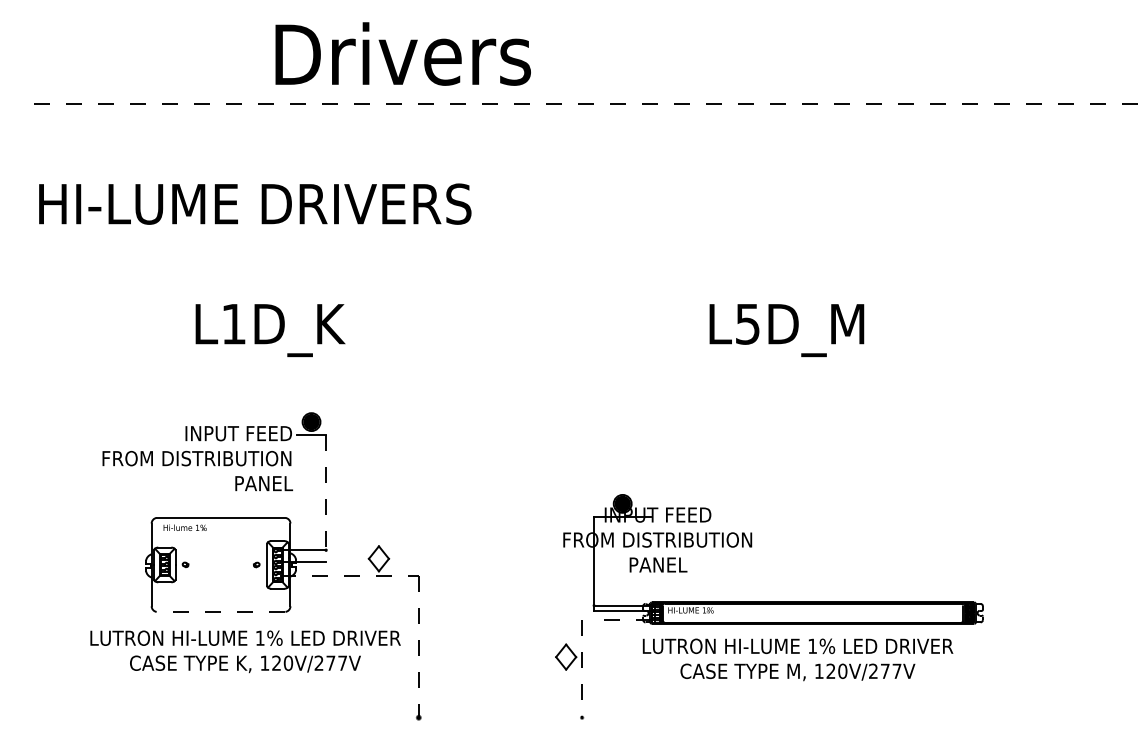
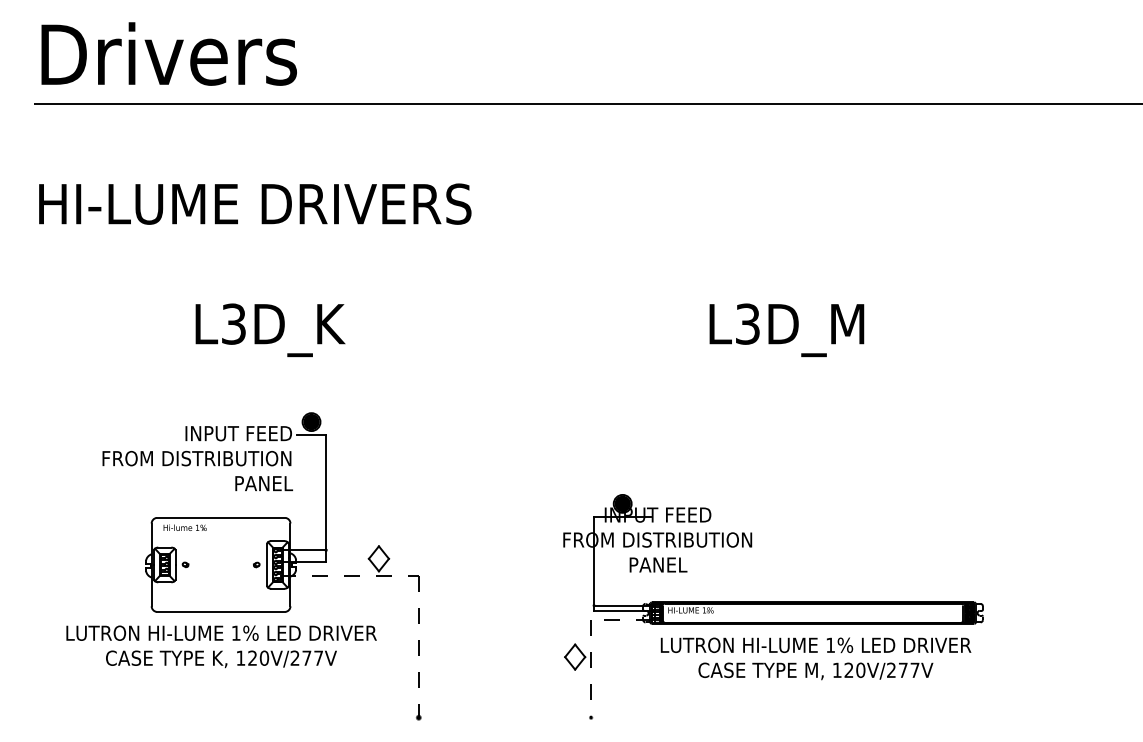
text position: (402, 53) -> (168, 53) (168, 53)
line: dashed -> solid (588, 104)
text: L1D_K -> L3D_K (233, 323)
text: L5D_M -> L3D_M (747, 323)
line: dashed -> solid (326, 498)
line: dashed -> solid (220, 611)
text position: (245, 651) -> (221, 646) (221, 646)
text position: (797, 659) -> (815, 658) (815, 658)
part position: (569, 669) -> (578, 669) (578, 669)
